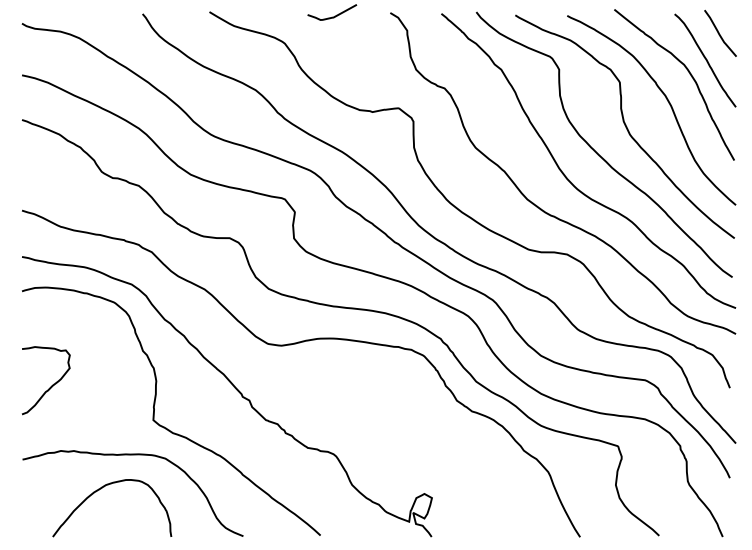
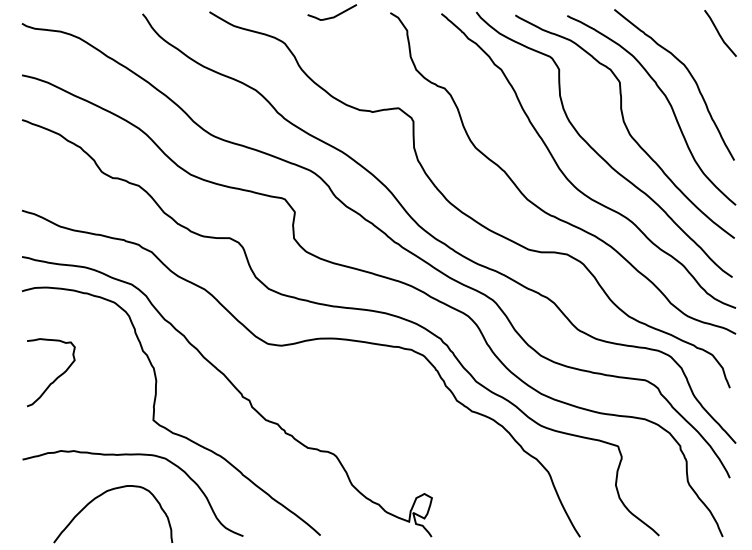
curve: present -> none (705, 60)
curve position: (51, 385) -> (56, 377) (56, 377)
curve position: (101, 489) -> (102, 495) (102, 495)
